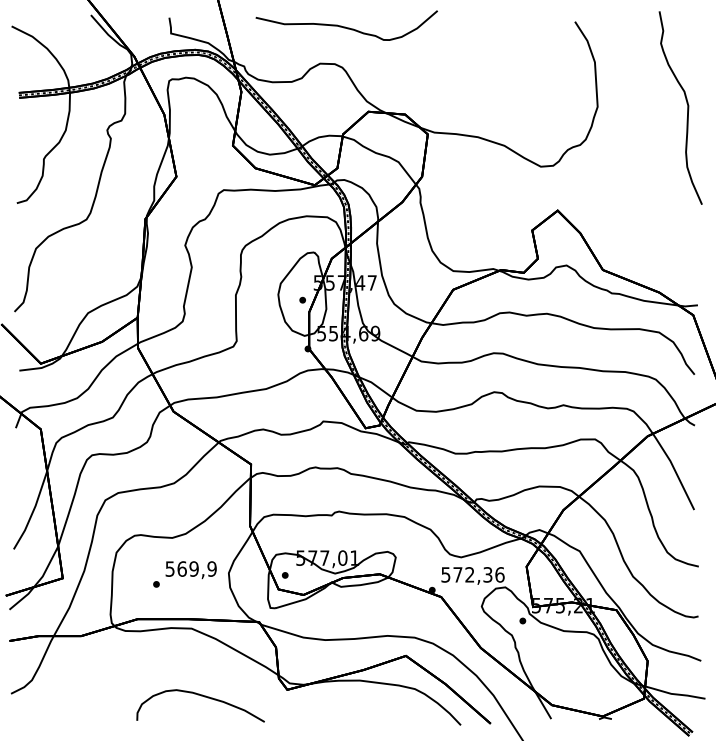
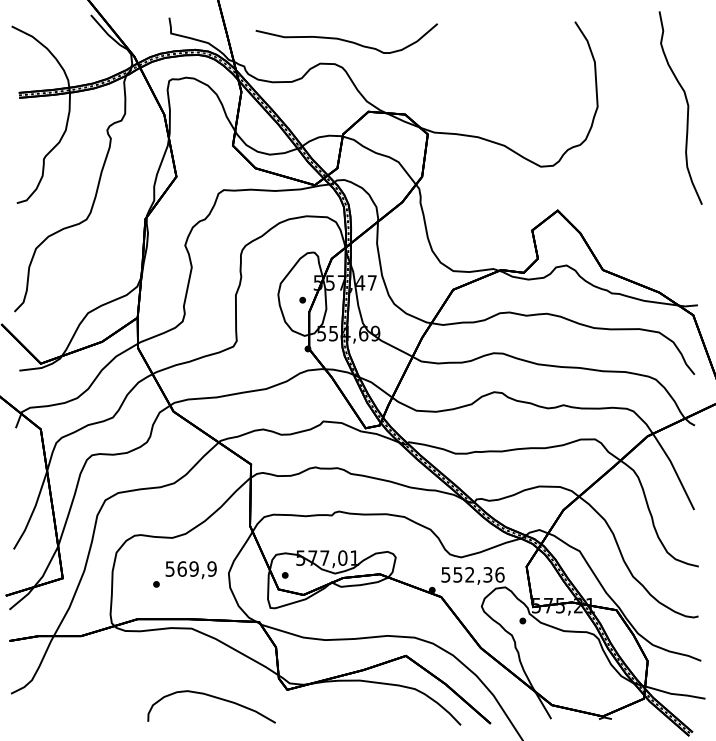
curve position: (345, 26) -> (345, 39) (345, 39)
text: 572,36 -> 552,36 (457, 574)
curve position: (204, 697) -> (215, 698) (215, 698)
